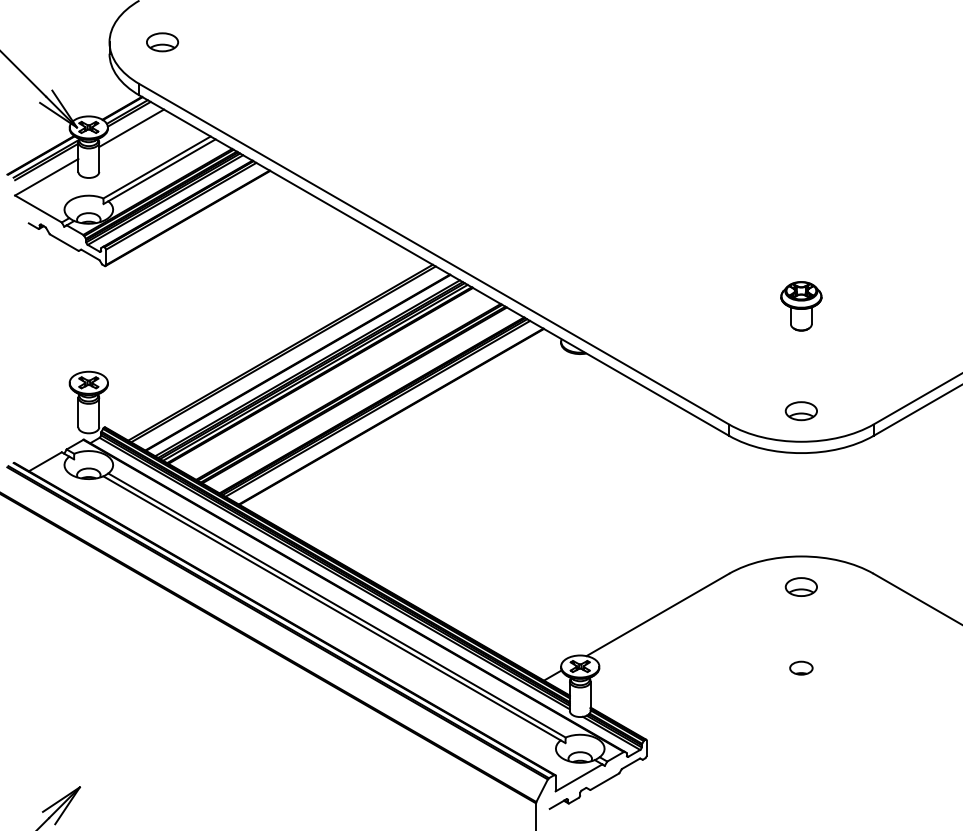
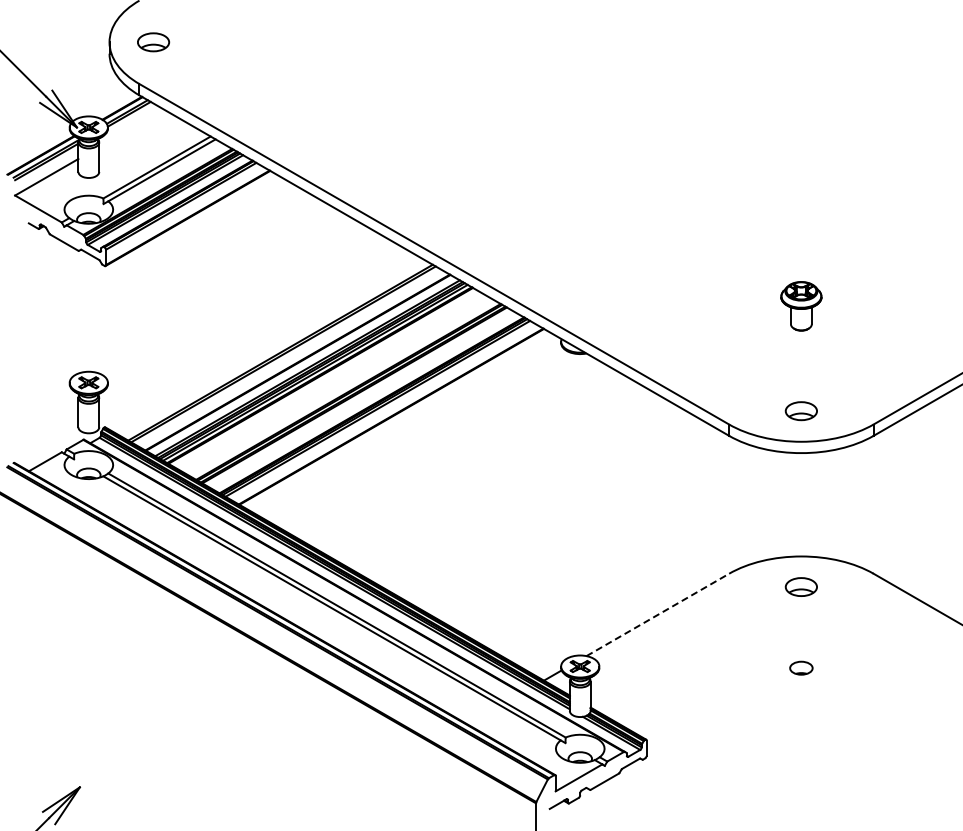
part position: (162, 42) -> (153, 42) (153, 42)
line: present -> none (131, 127)
line: solid -> dashed (658, 614)
